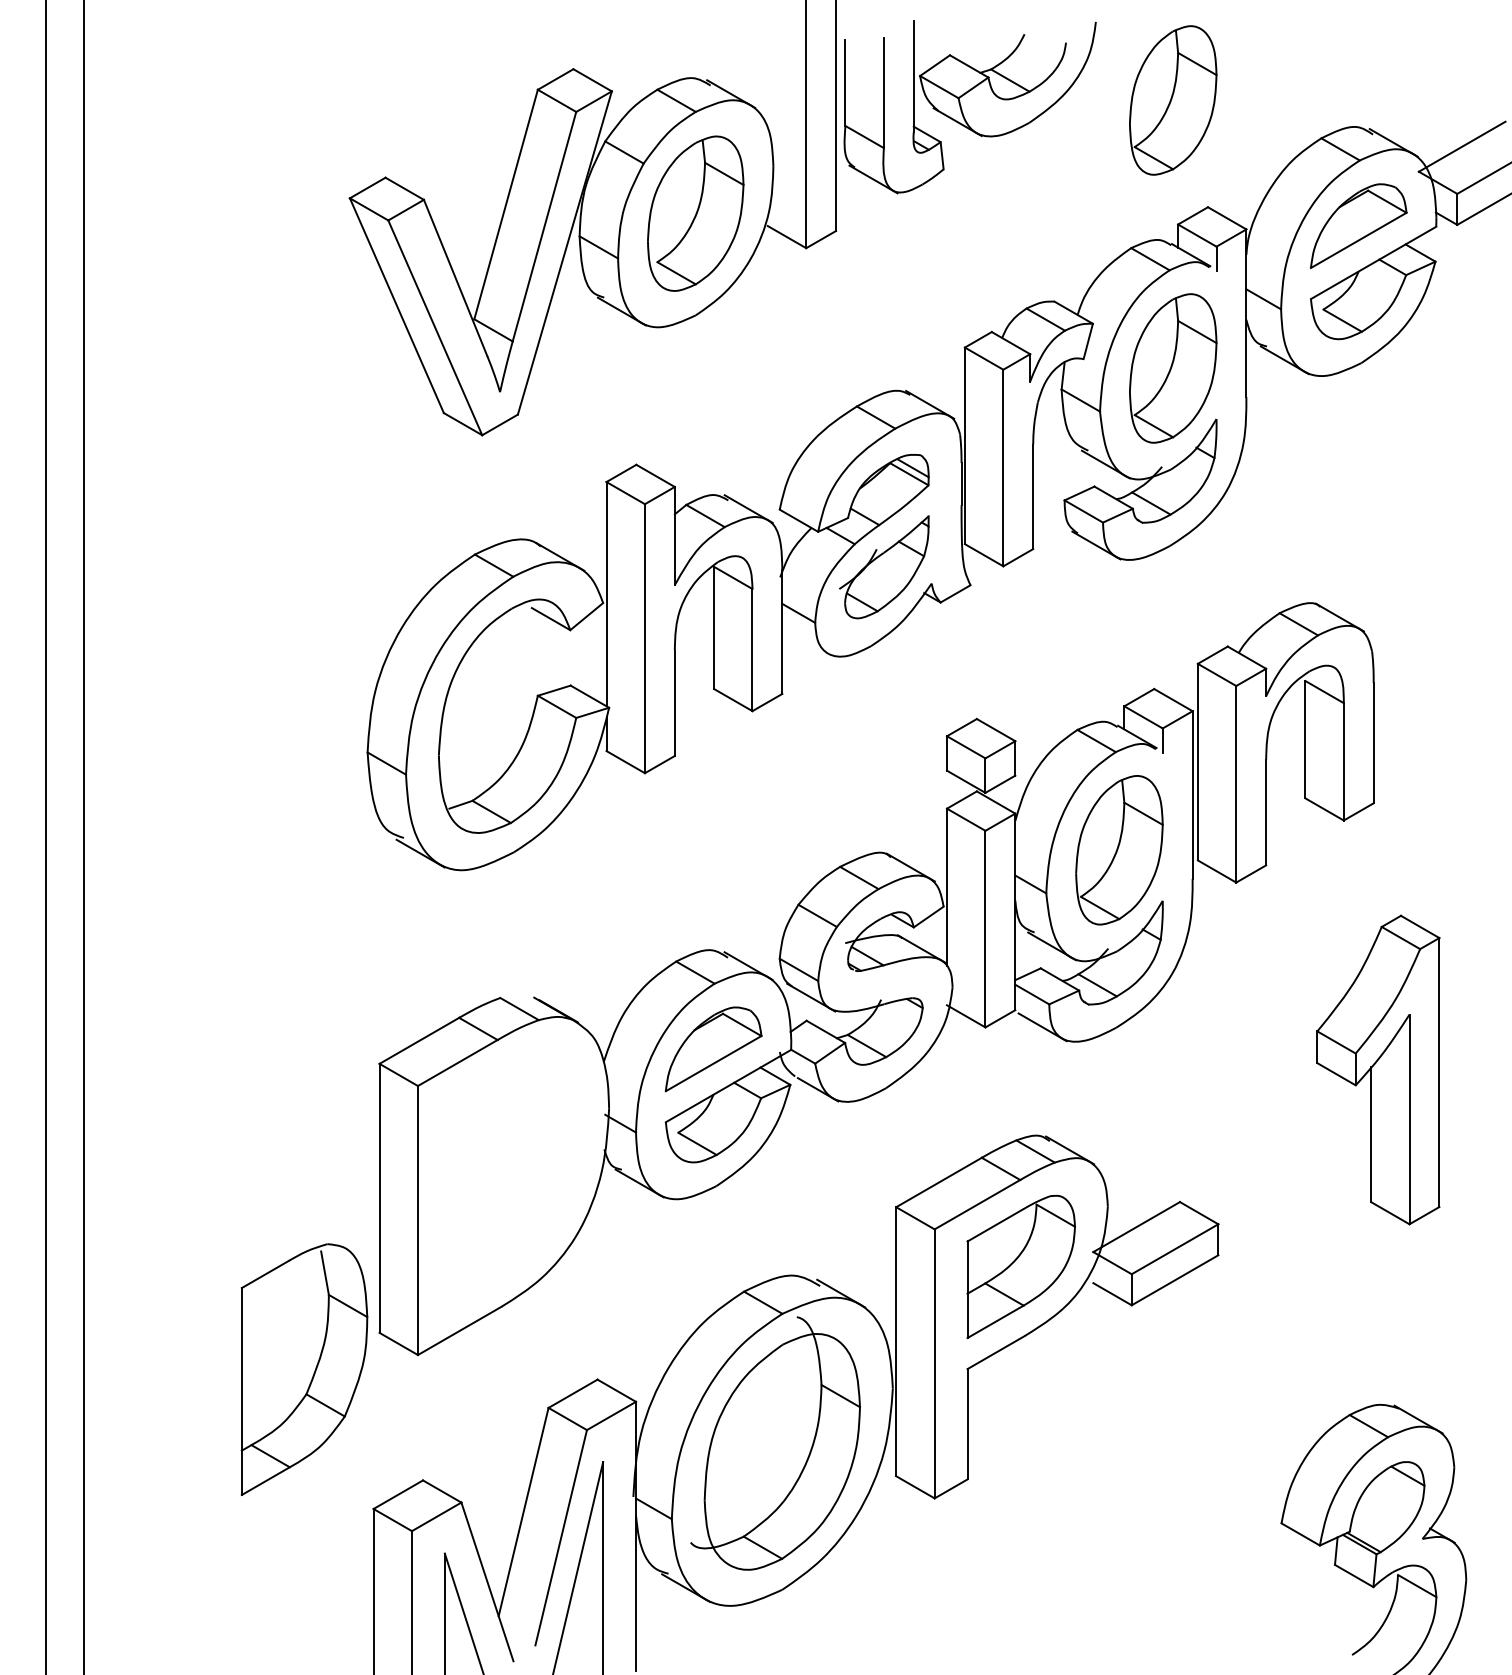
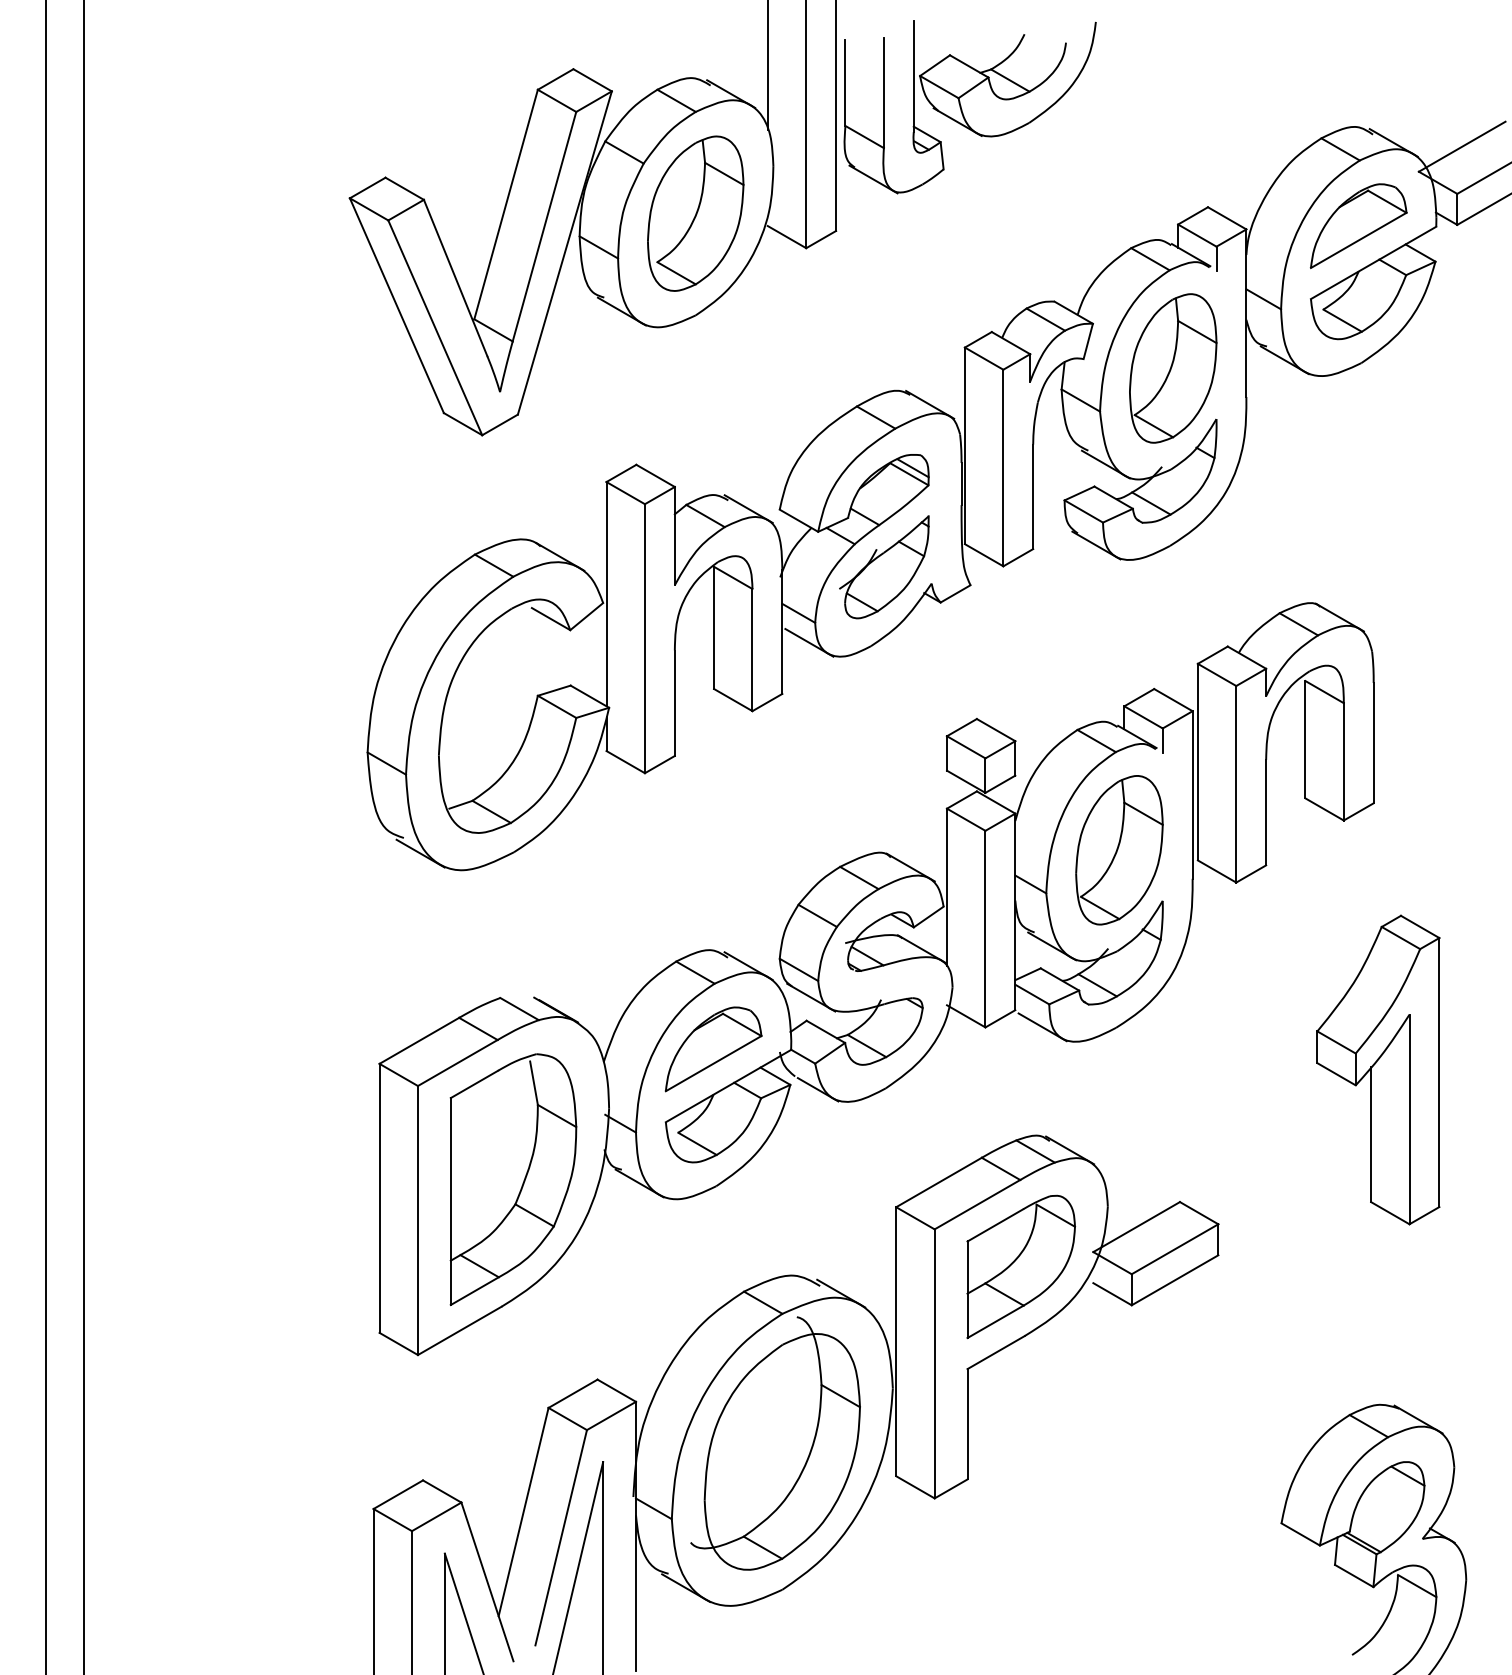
line: none -> present (767, 66)
part: present -> none (1173, 100)
line: none -> present (809, 642)
part position: (304, 1369) -> (513, 1179) (513, 1179)
